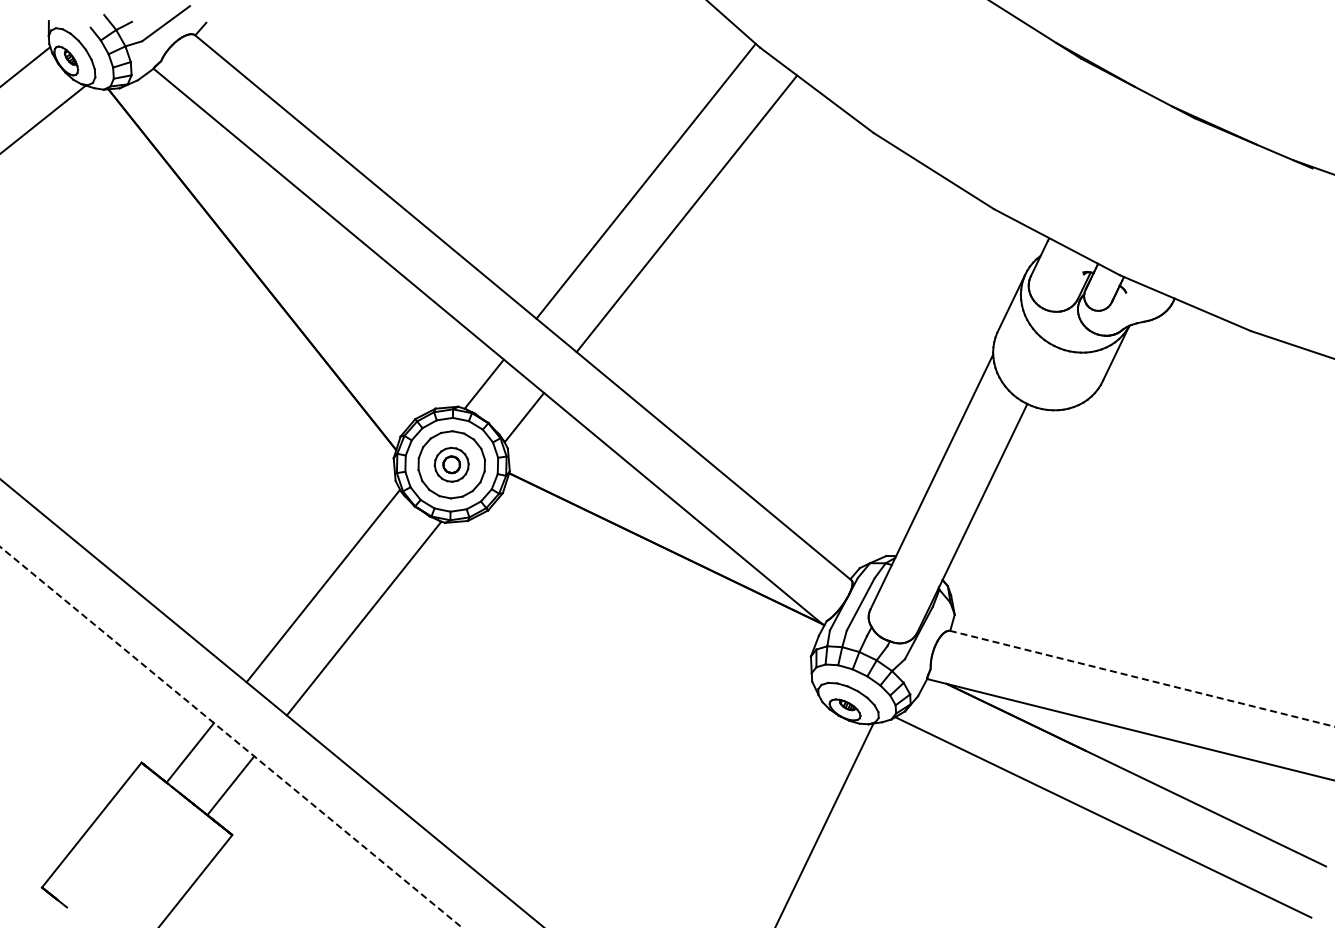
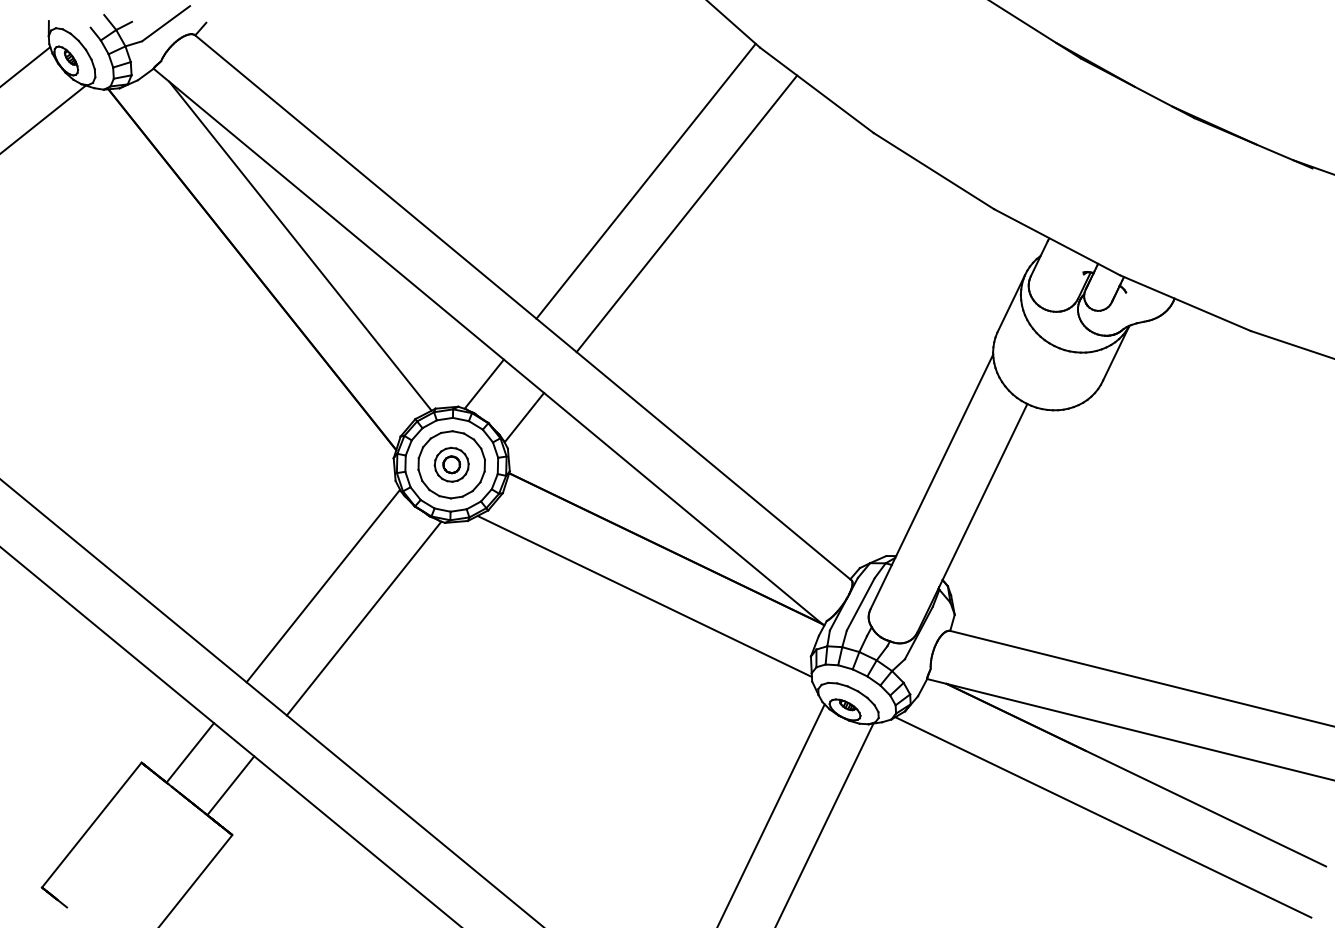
line: none -> present (300, 245)
line: none -> present (644, 596)
line: dashed -> solid (1142, 678)
line: dashed -> solid (231, 737)
line: none -> present (771, 814)
